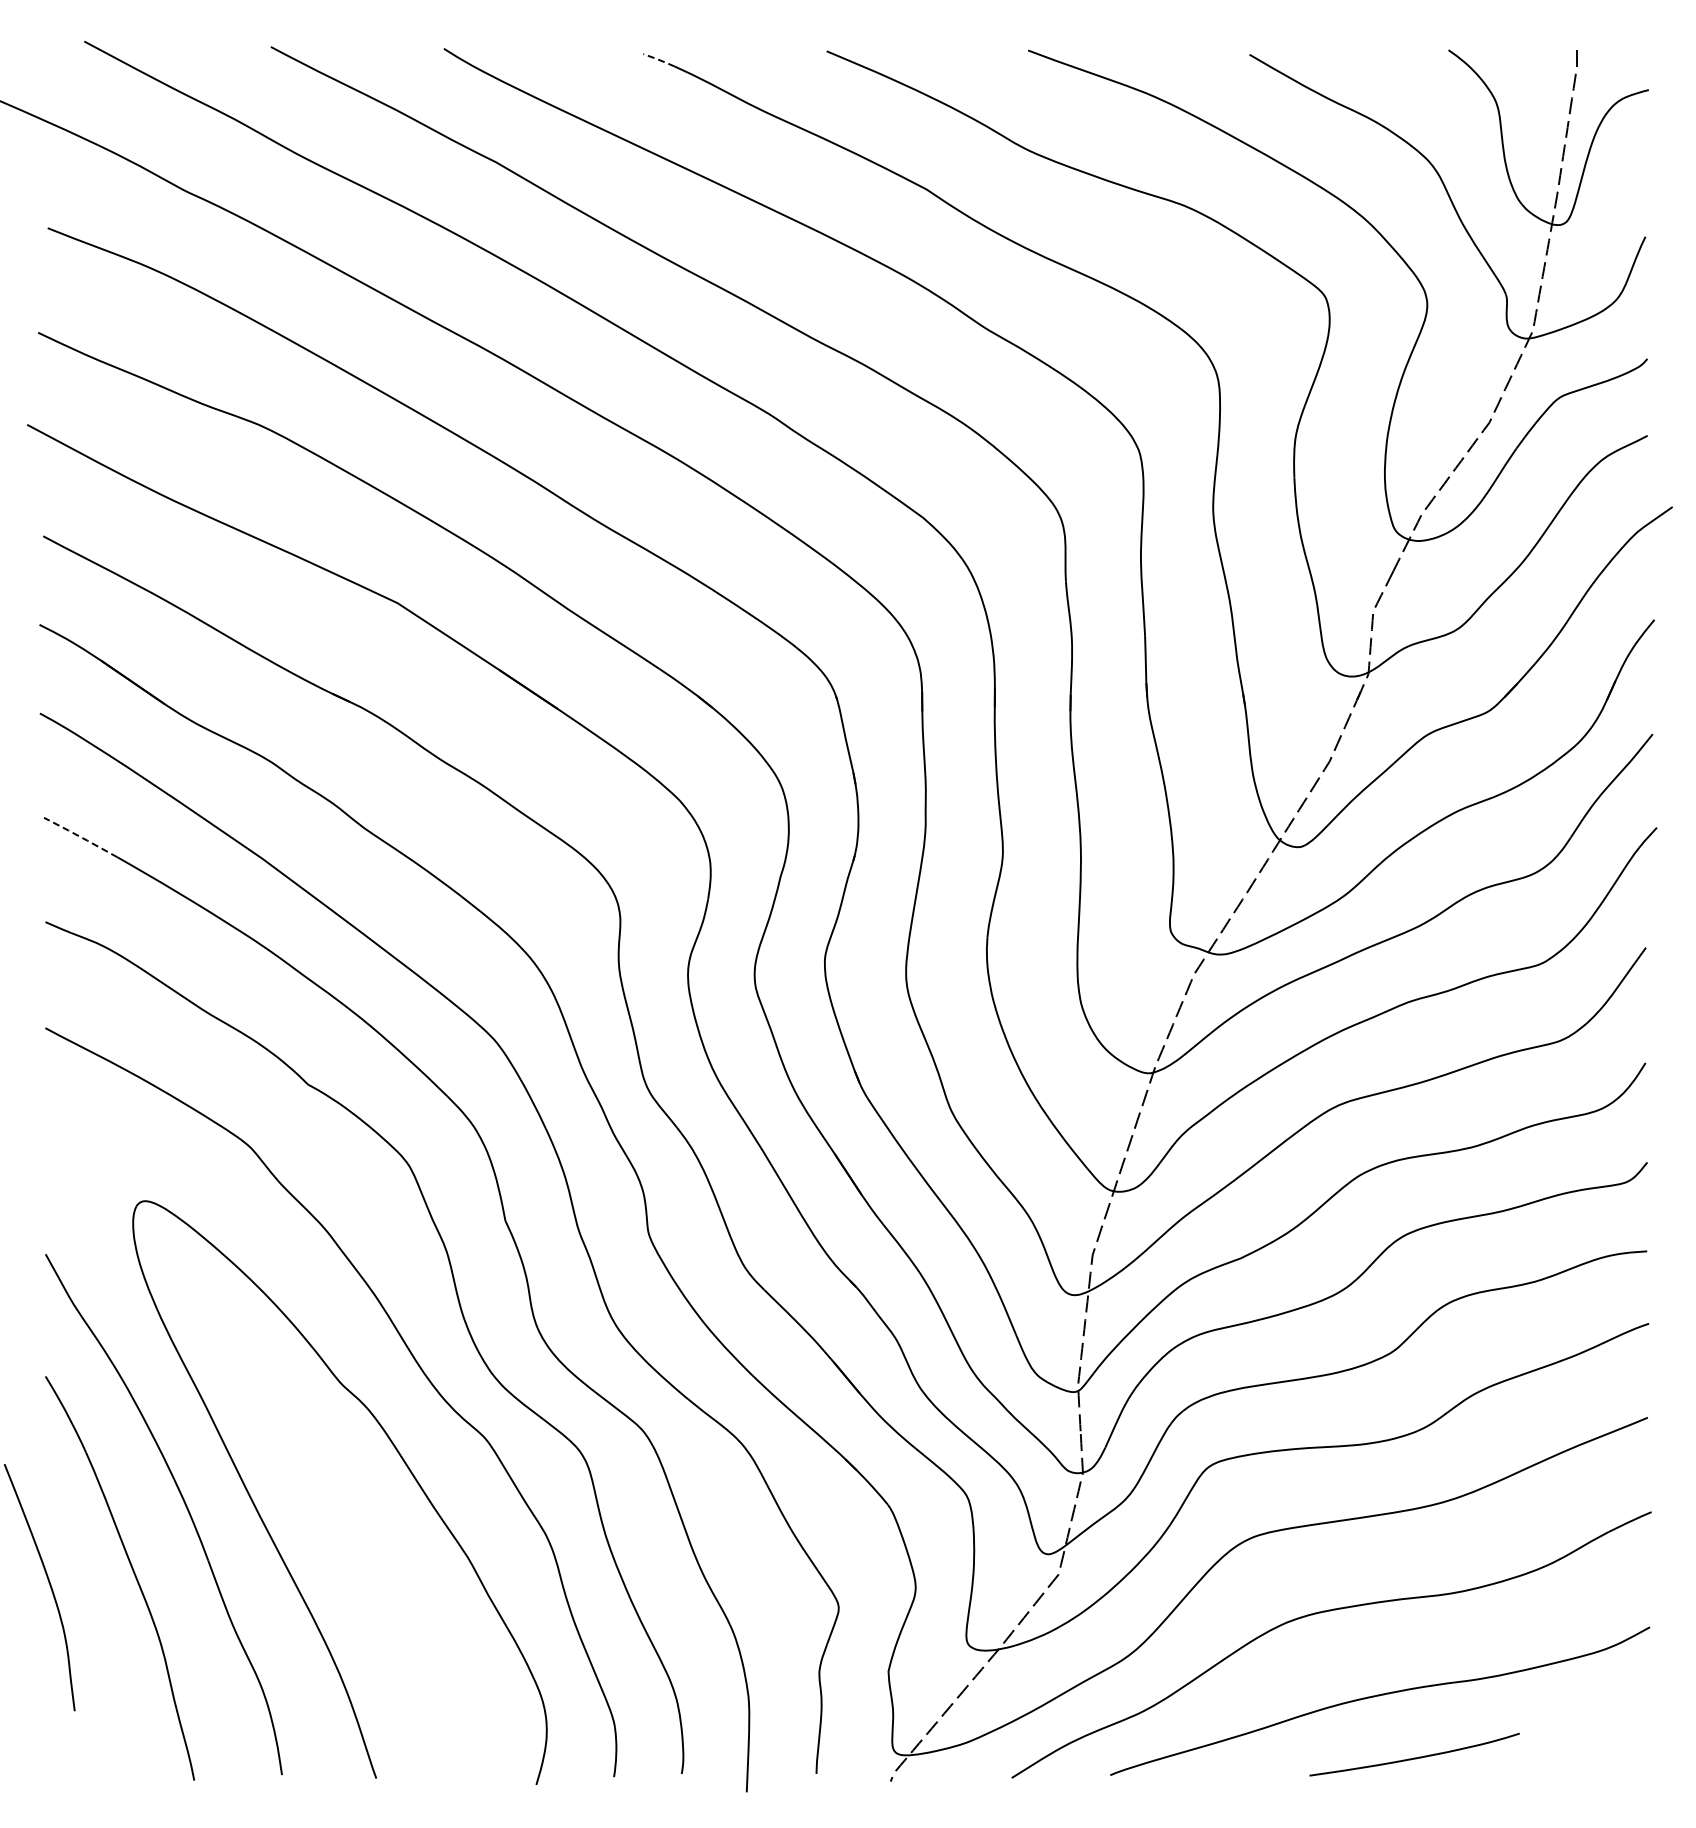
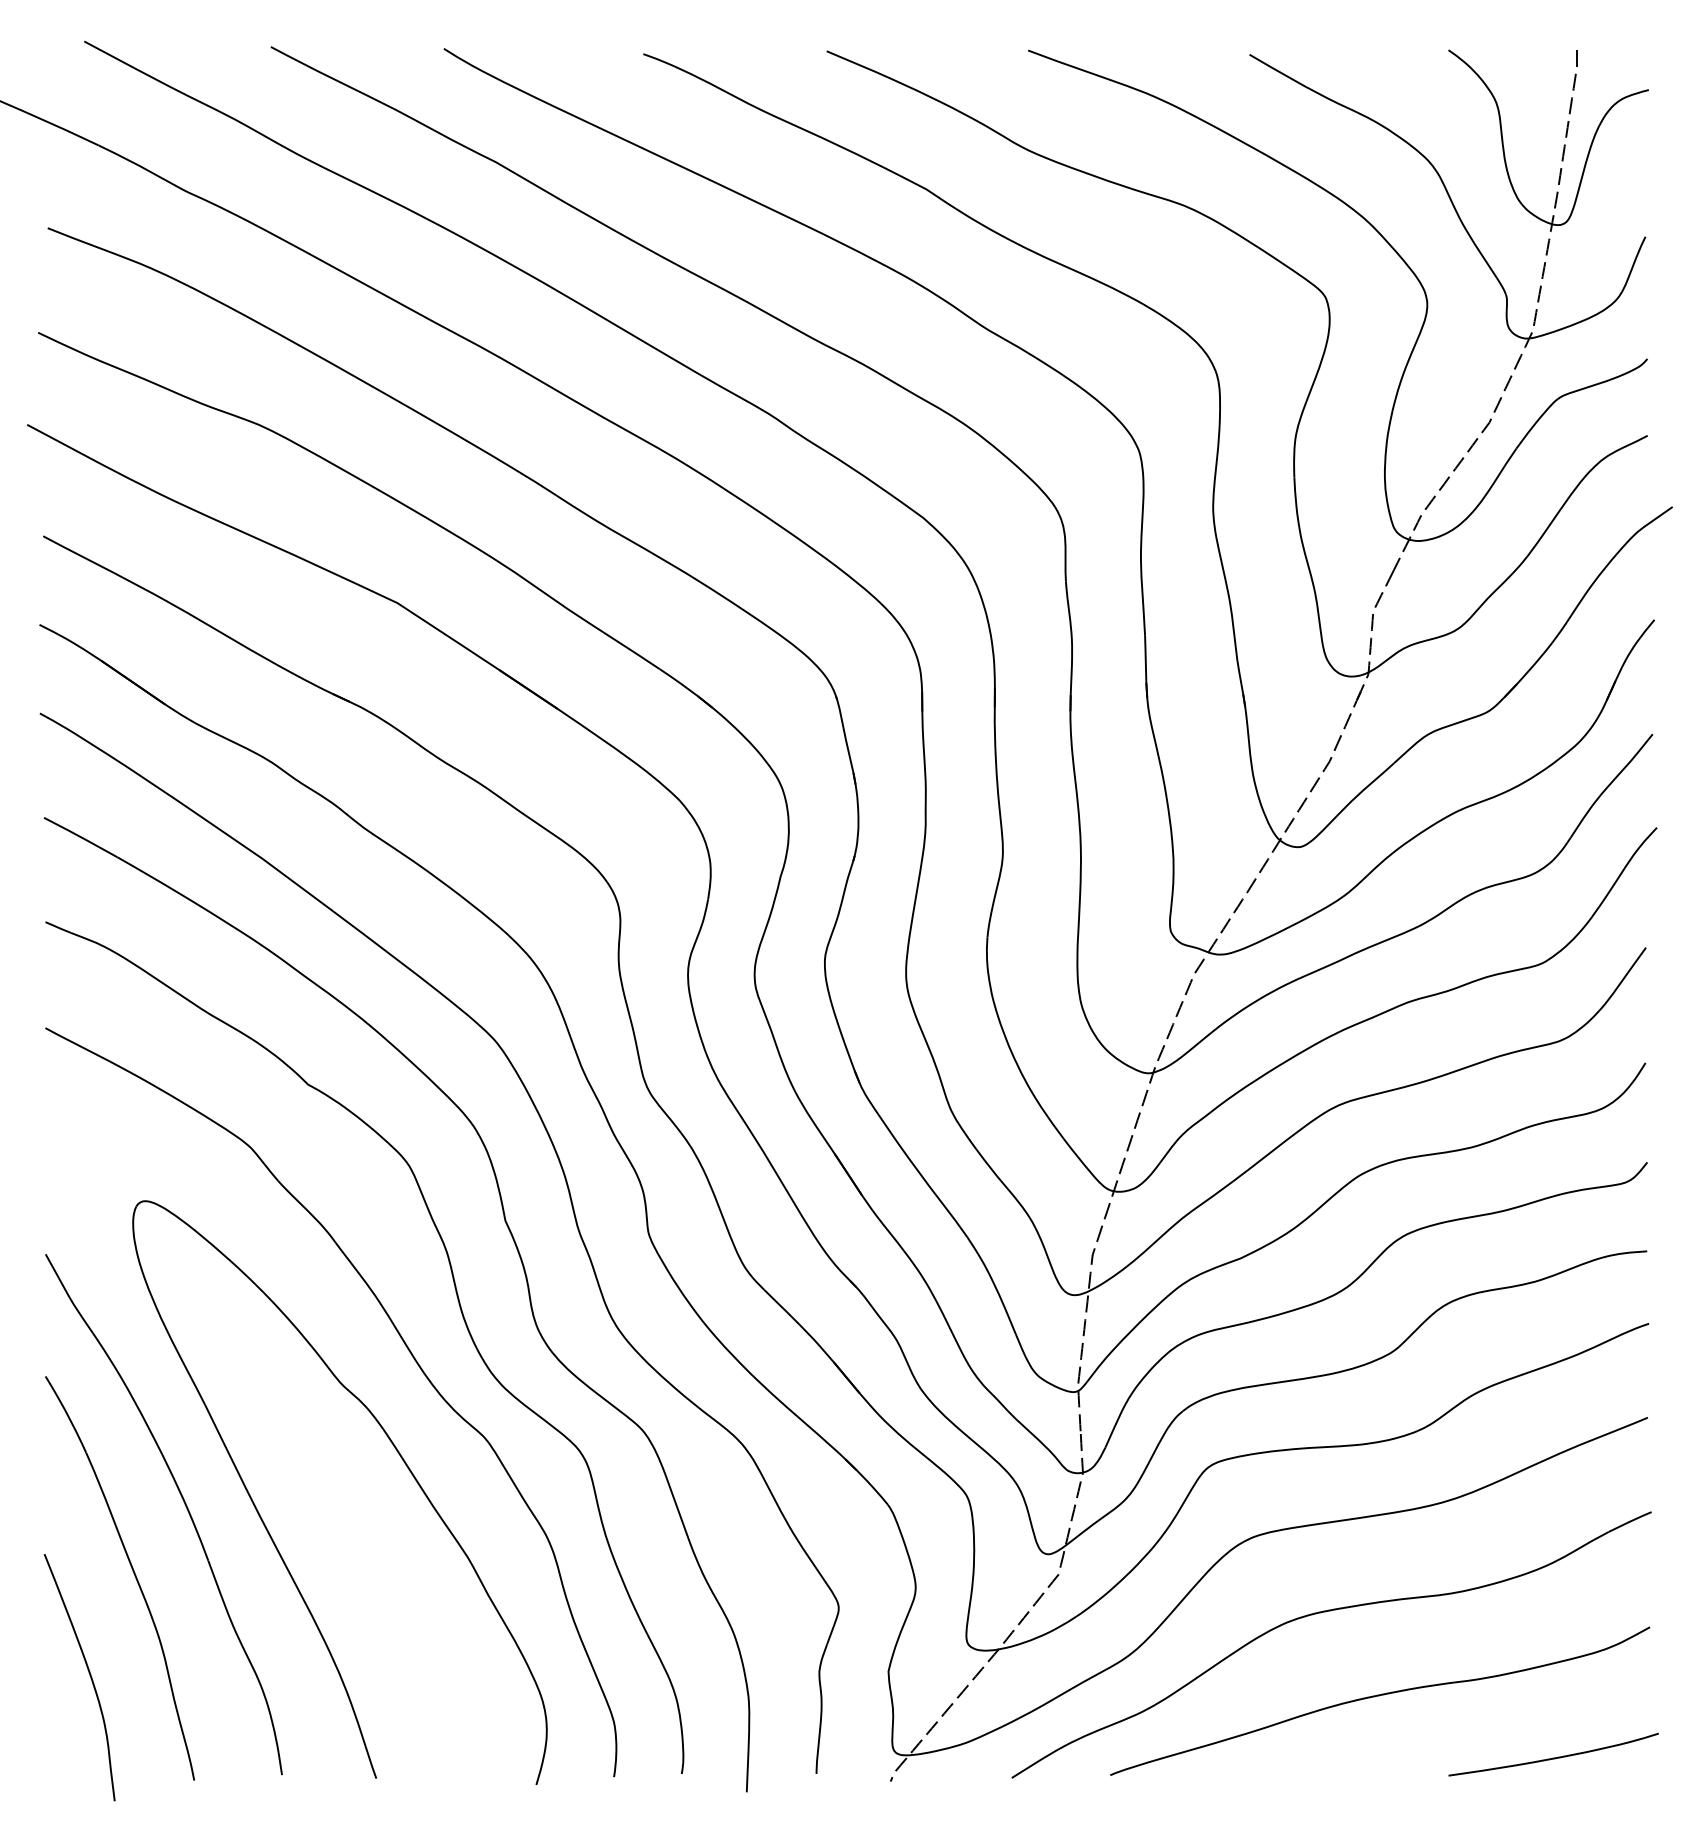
line: dashed -> solid (659, 59)
line: dashed -> solid (80, 837)
curve position: (49, 1585) -> (89, 1675) (89, 1675)
curve position: (1414, 1757) -> (1553, 1757) (1553, 1757)
